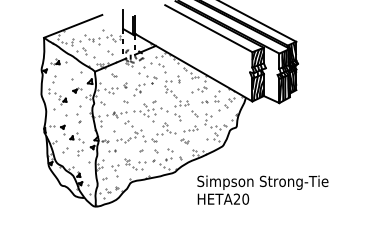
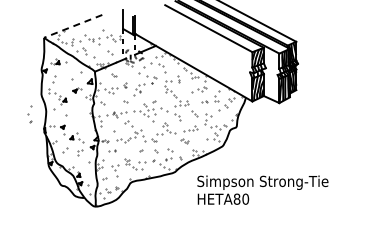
line: solid -> dashed (72, 26)
part position: (78, 114) -> (29, 114) (29, 114)
text: HETA20 -> HETA80 (236, 198)
